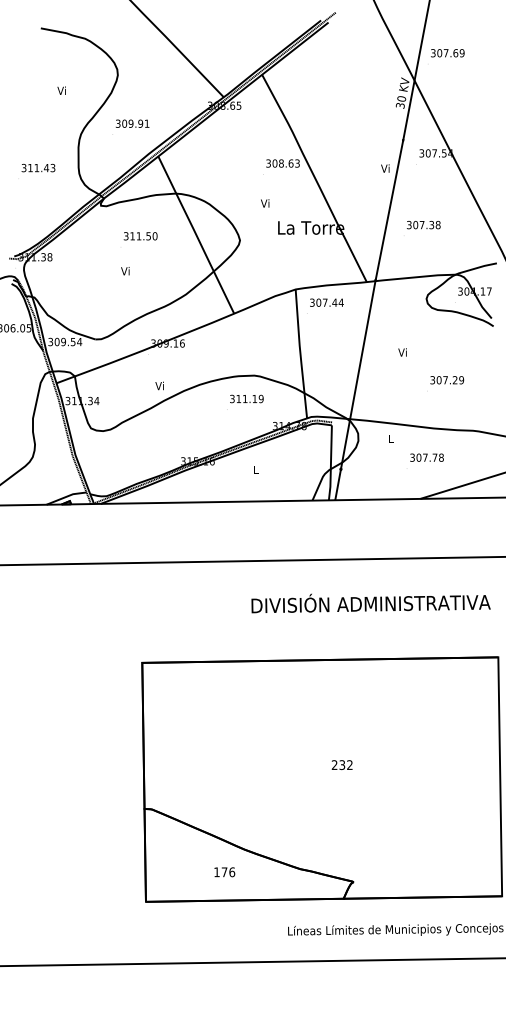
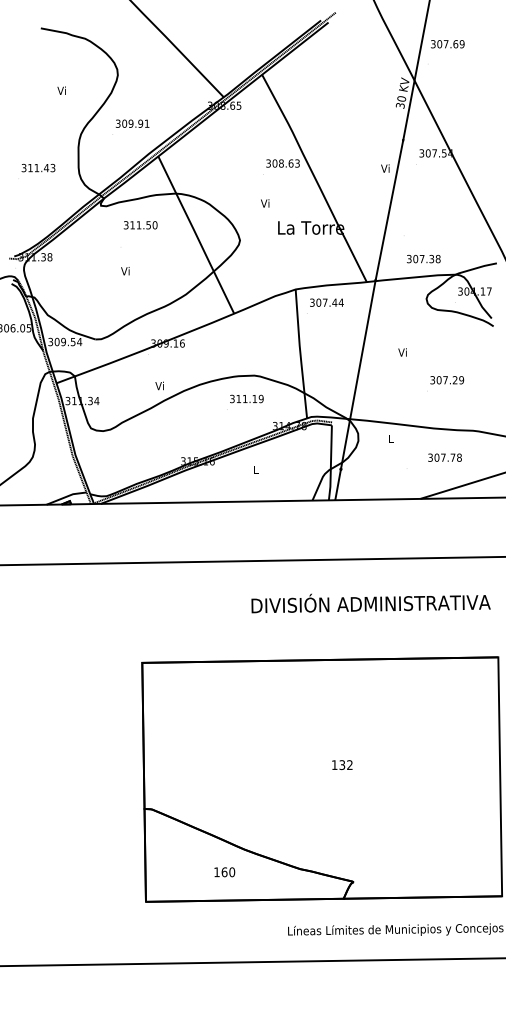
text position: (447, 53) -> (447, 44) (447, 44)
text position: (423, 224) -> (423, 258) (423, 258)
text position: (140, 236) -> (140, 225) (140, 225)
text position: (426, 457) -> (444, 457) (444, 457)
text: 232 -> 132 (334, 764)
text: 176 -> 160 (228, 872)
